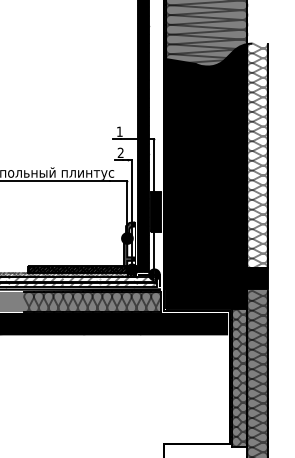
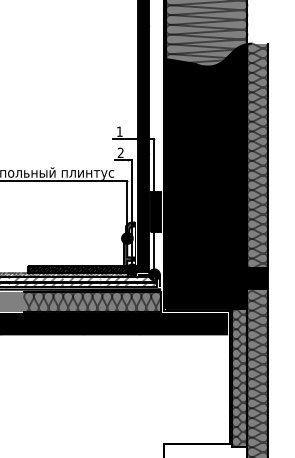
fill: none -> present (257, 156)
